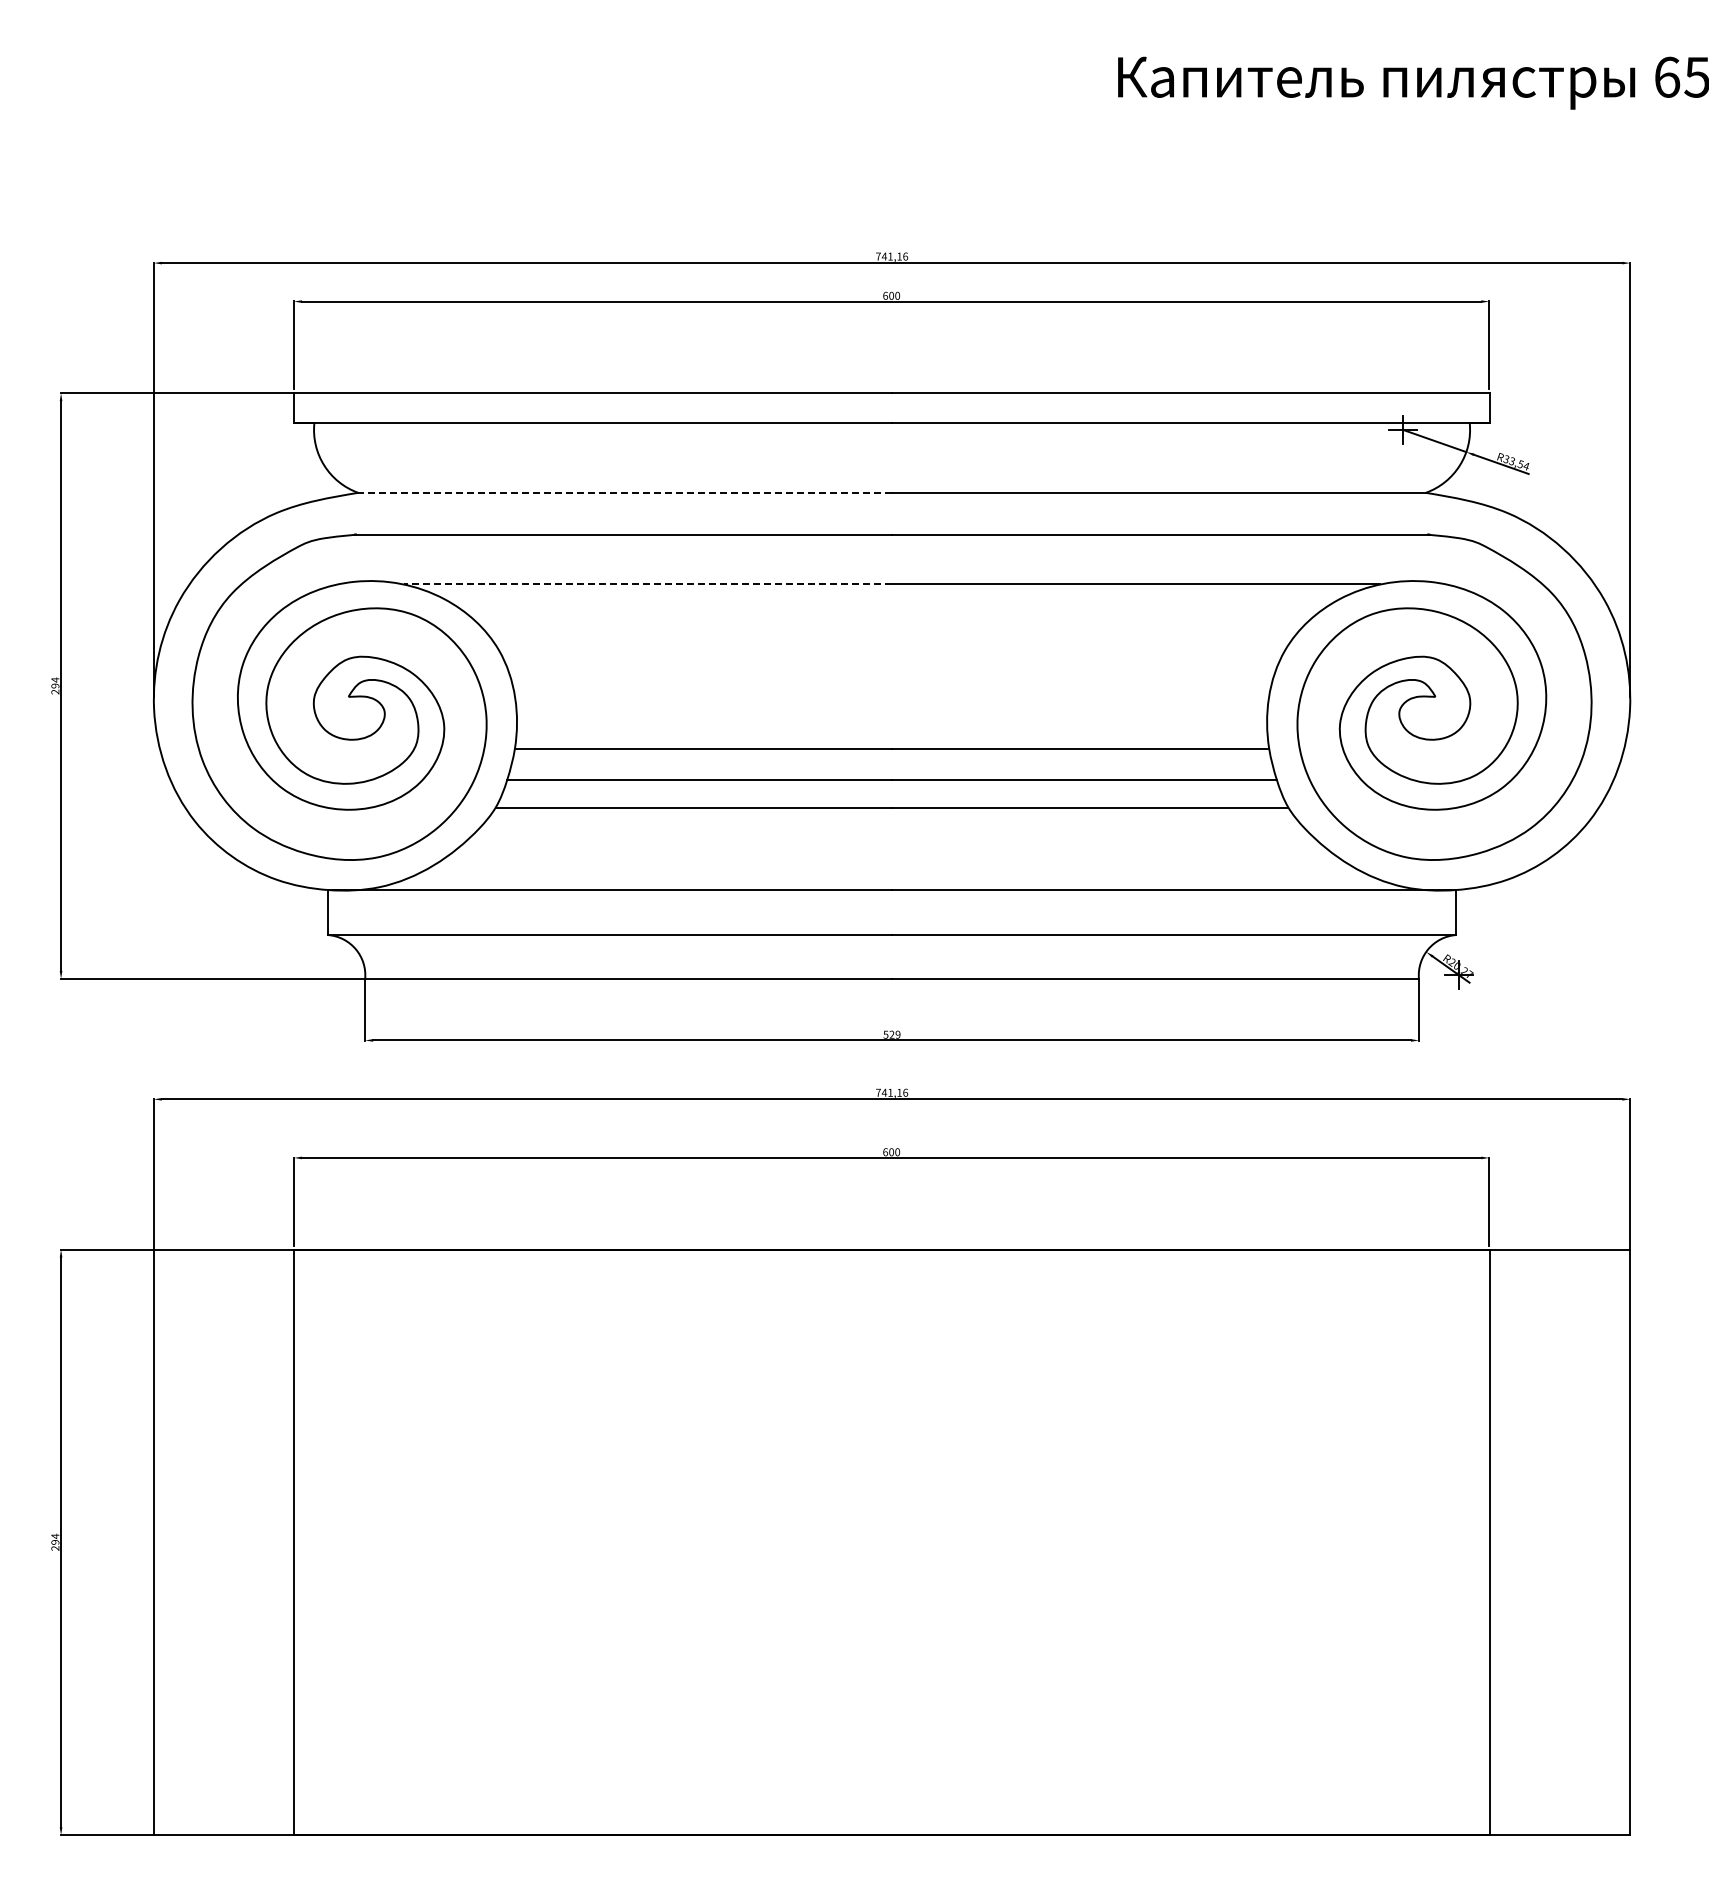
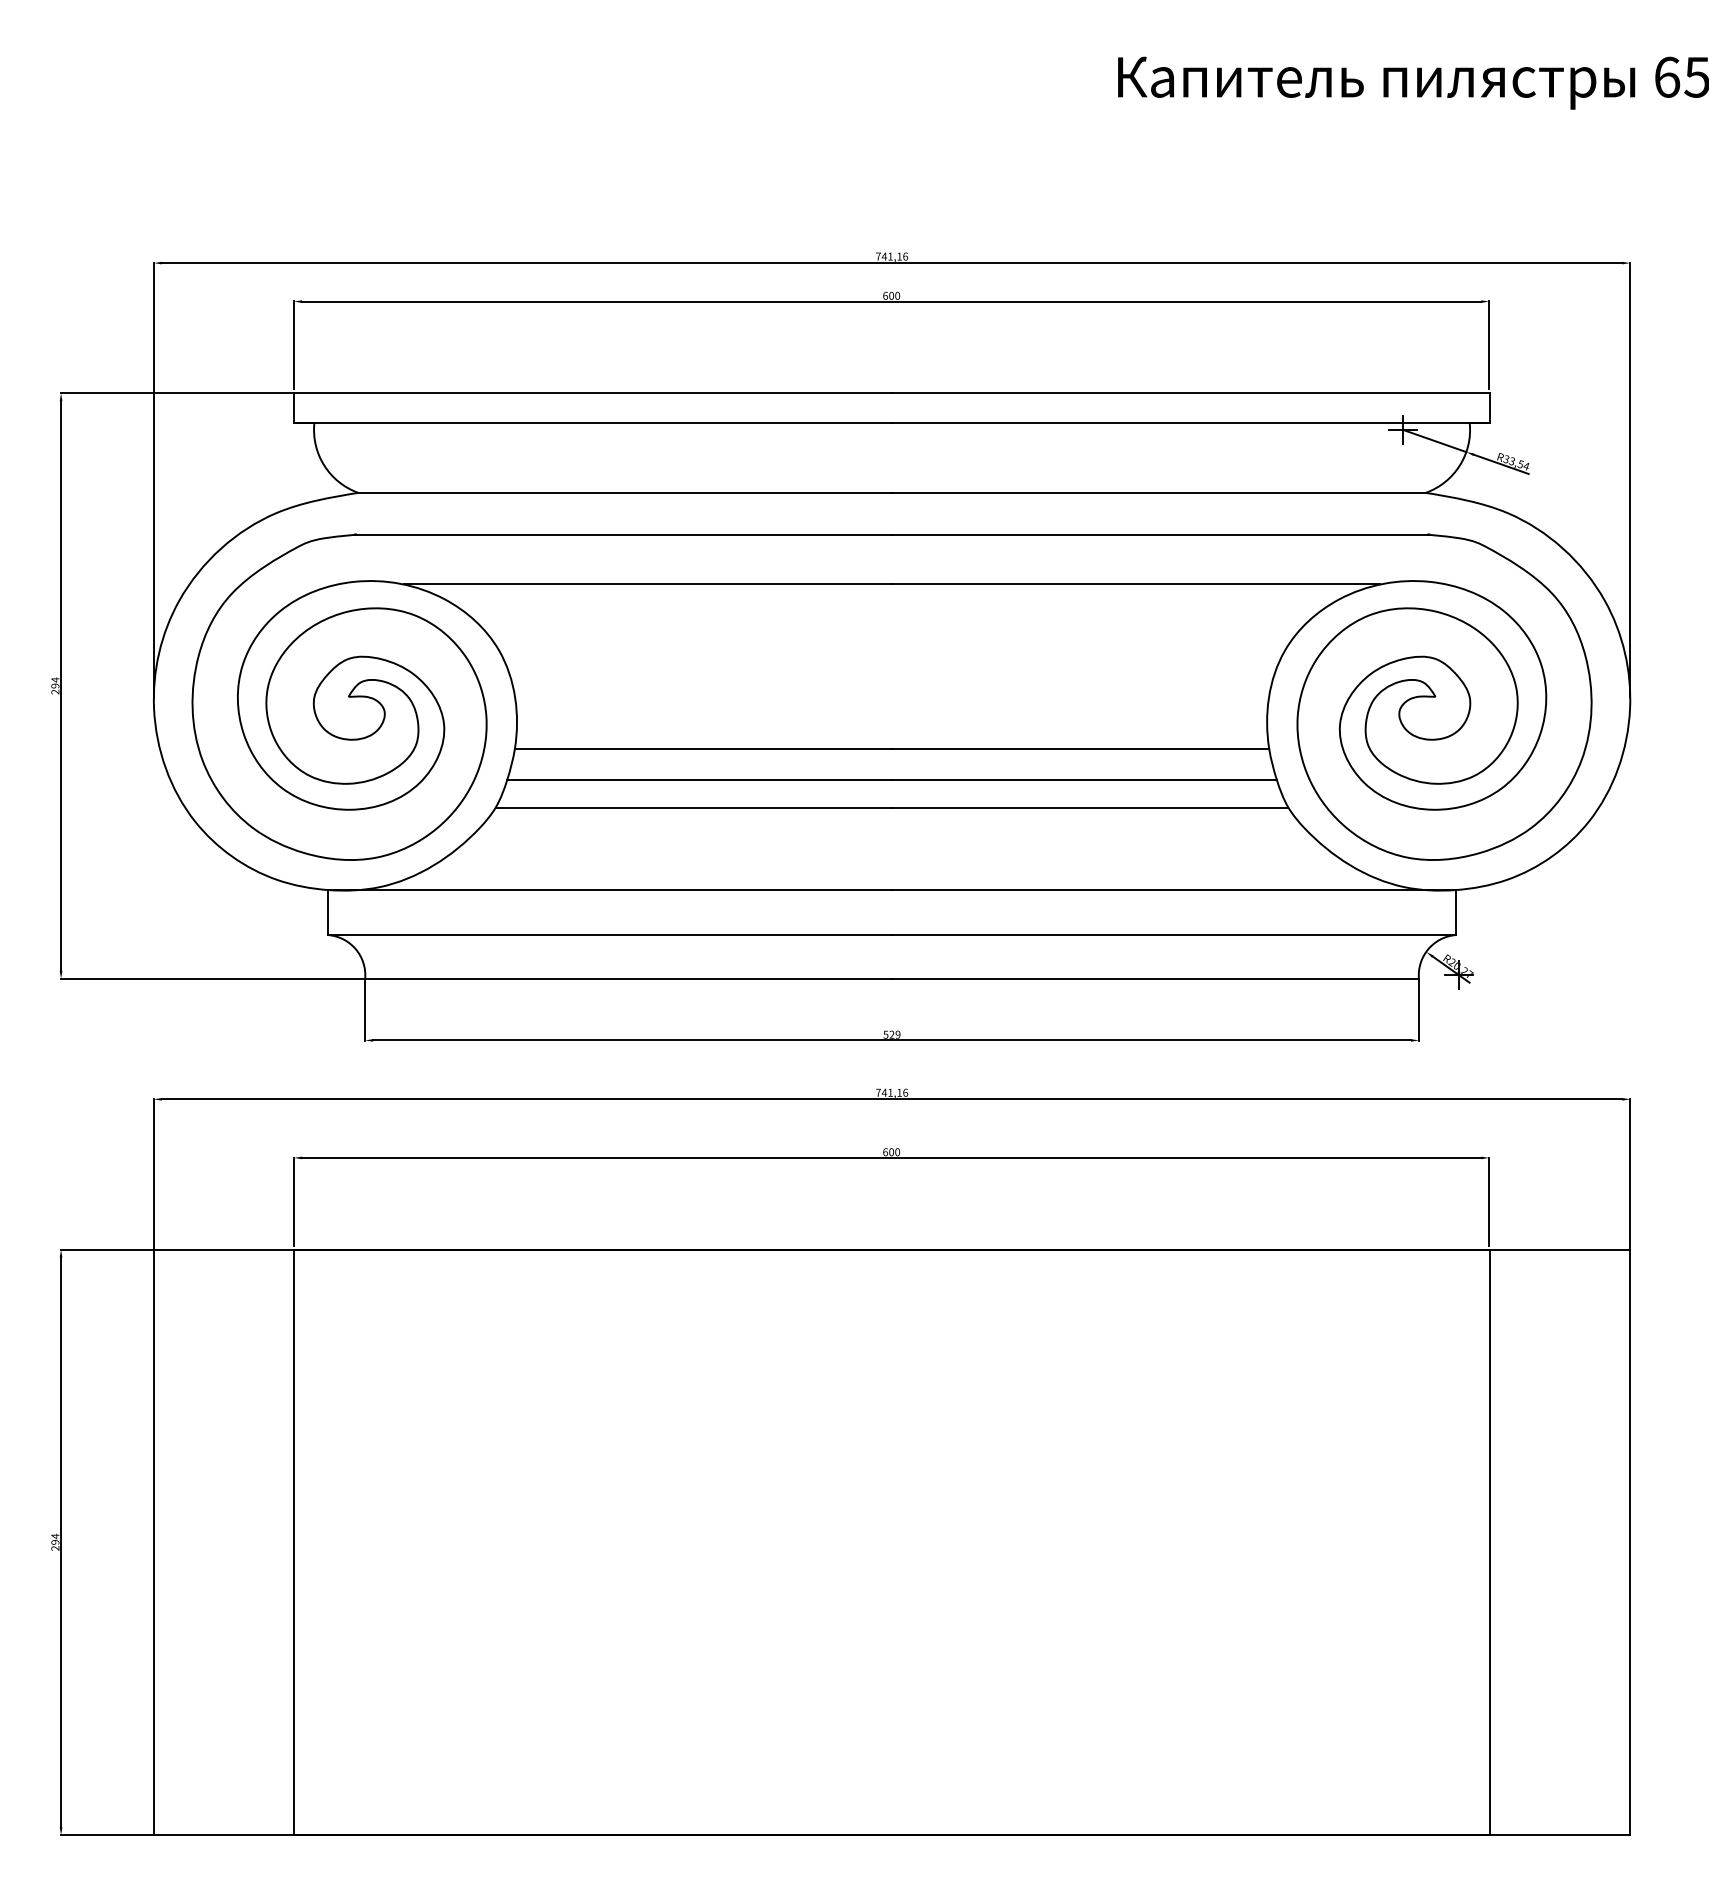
line: dashed -> solid (625, 492)
line: dashed -> solid (647, 584)
